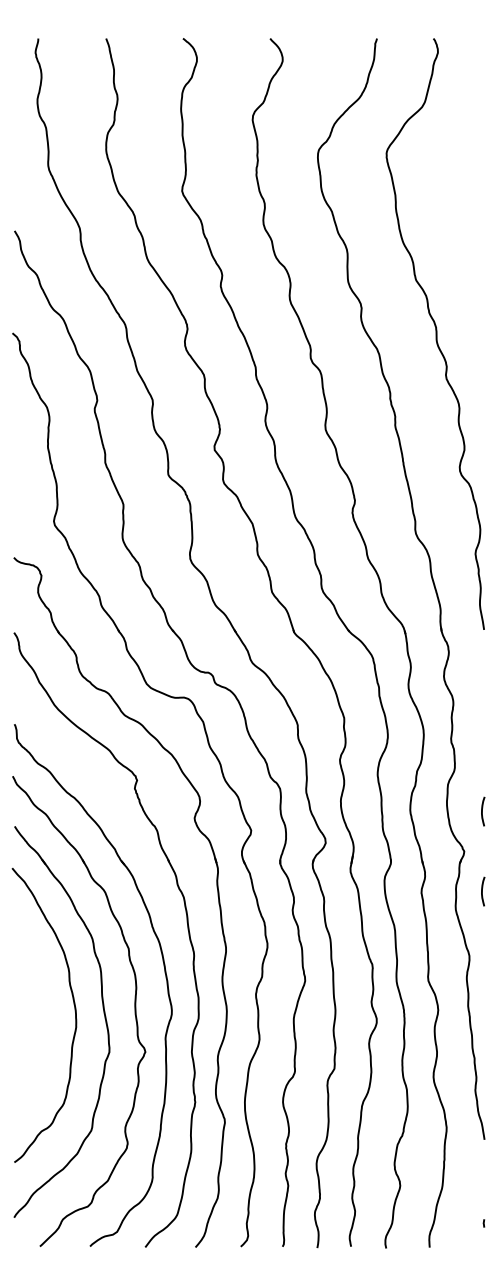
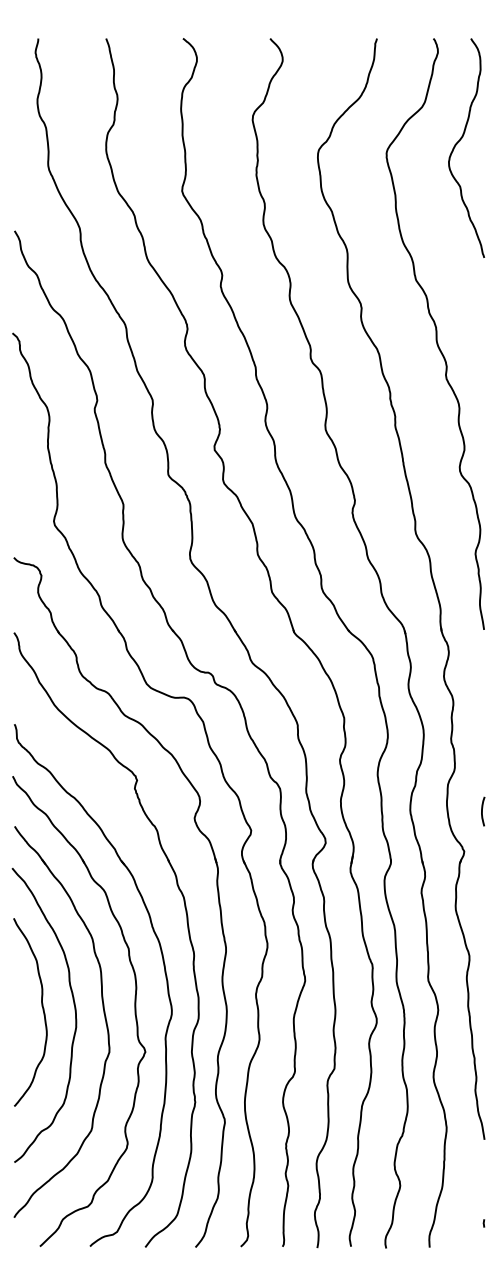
curve: none -> present (458, 143)
curve: present -> none (482, 891)
curve: none -> present (42, 1010)
